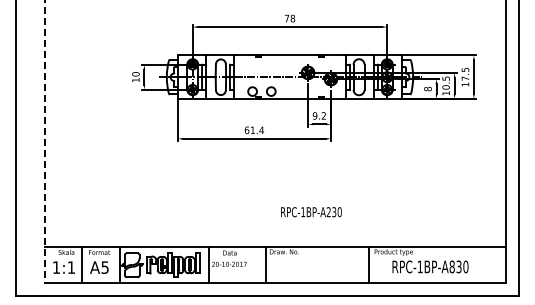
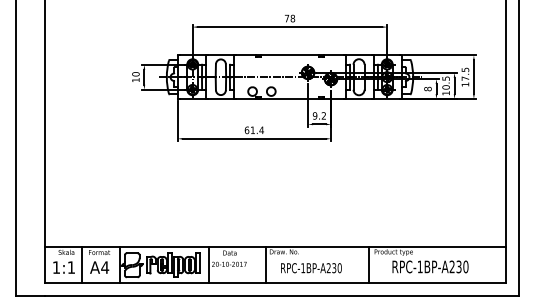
line: dashed -> solid (45, 142)
text position: (311, 212) -> (311, 268) (311, 268)
text: RPC-1BP-A830 -> RPC-1BP-A230 (451, 266)
text: A5 -> A4 (105, 267)
